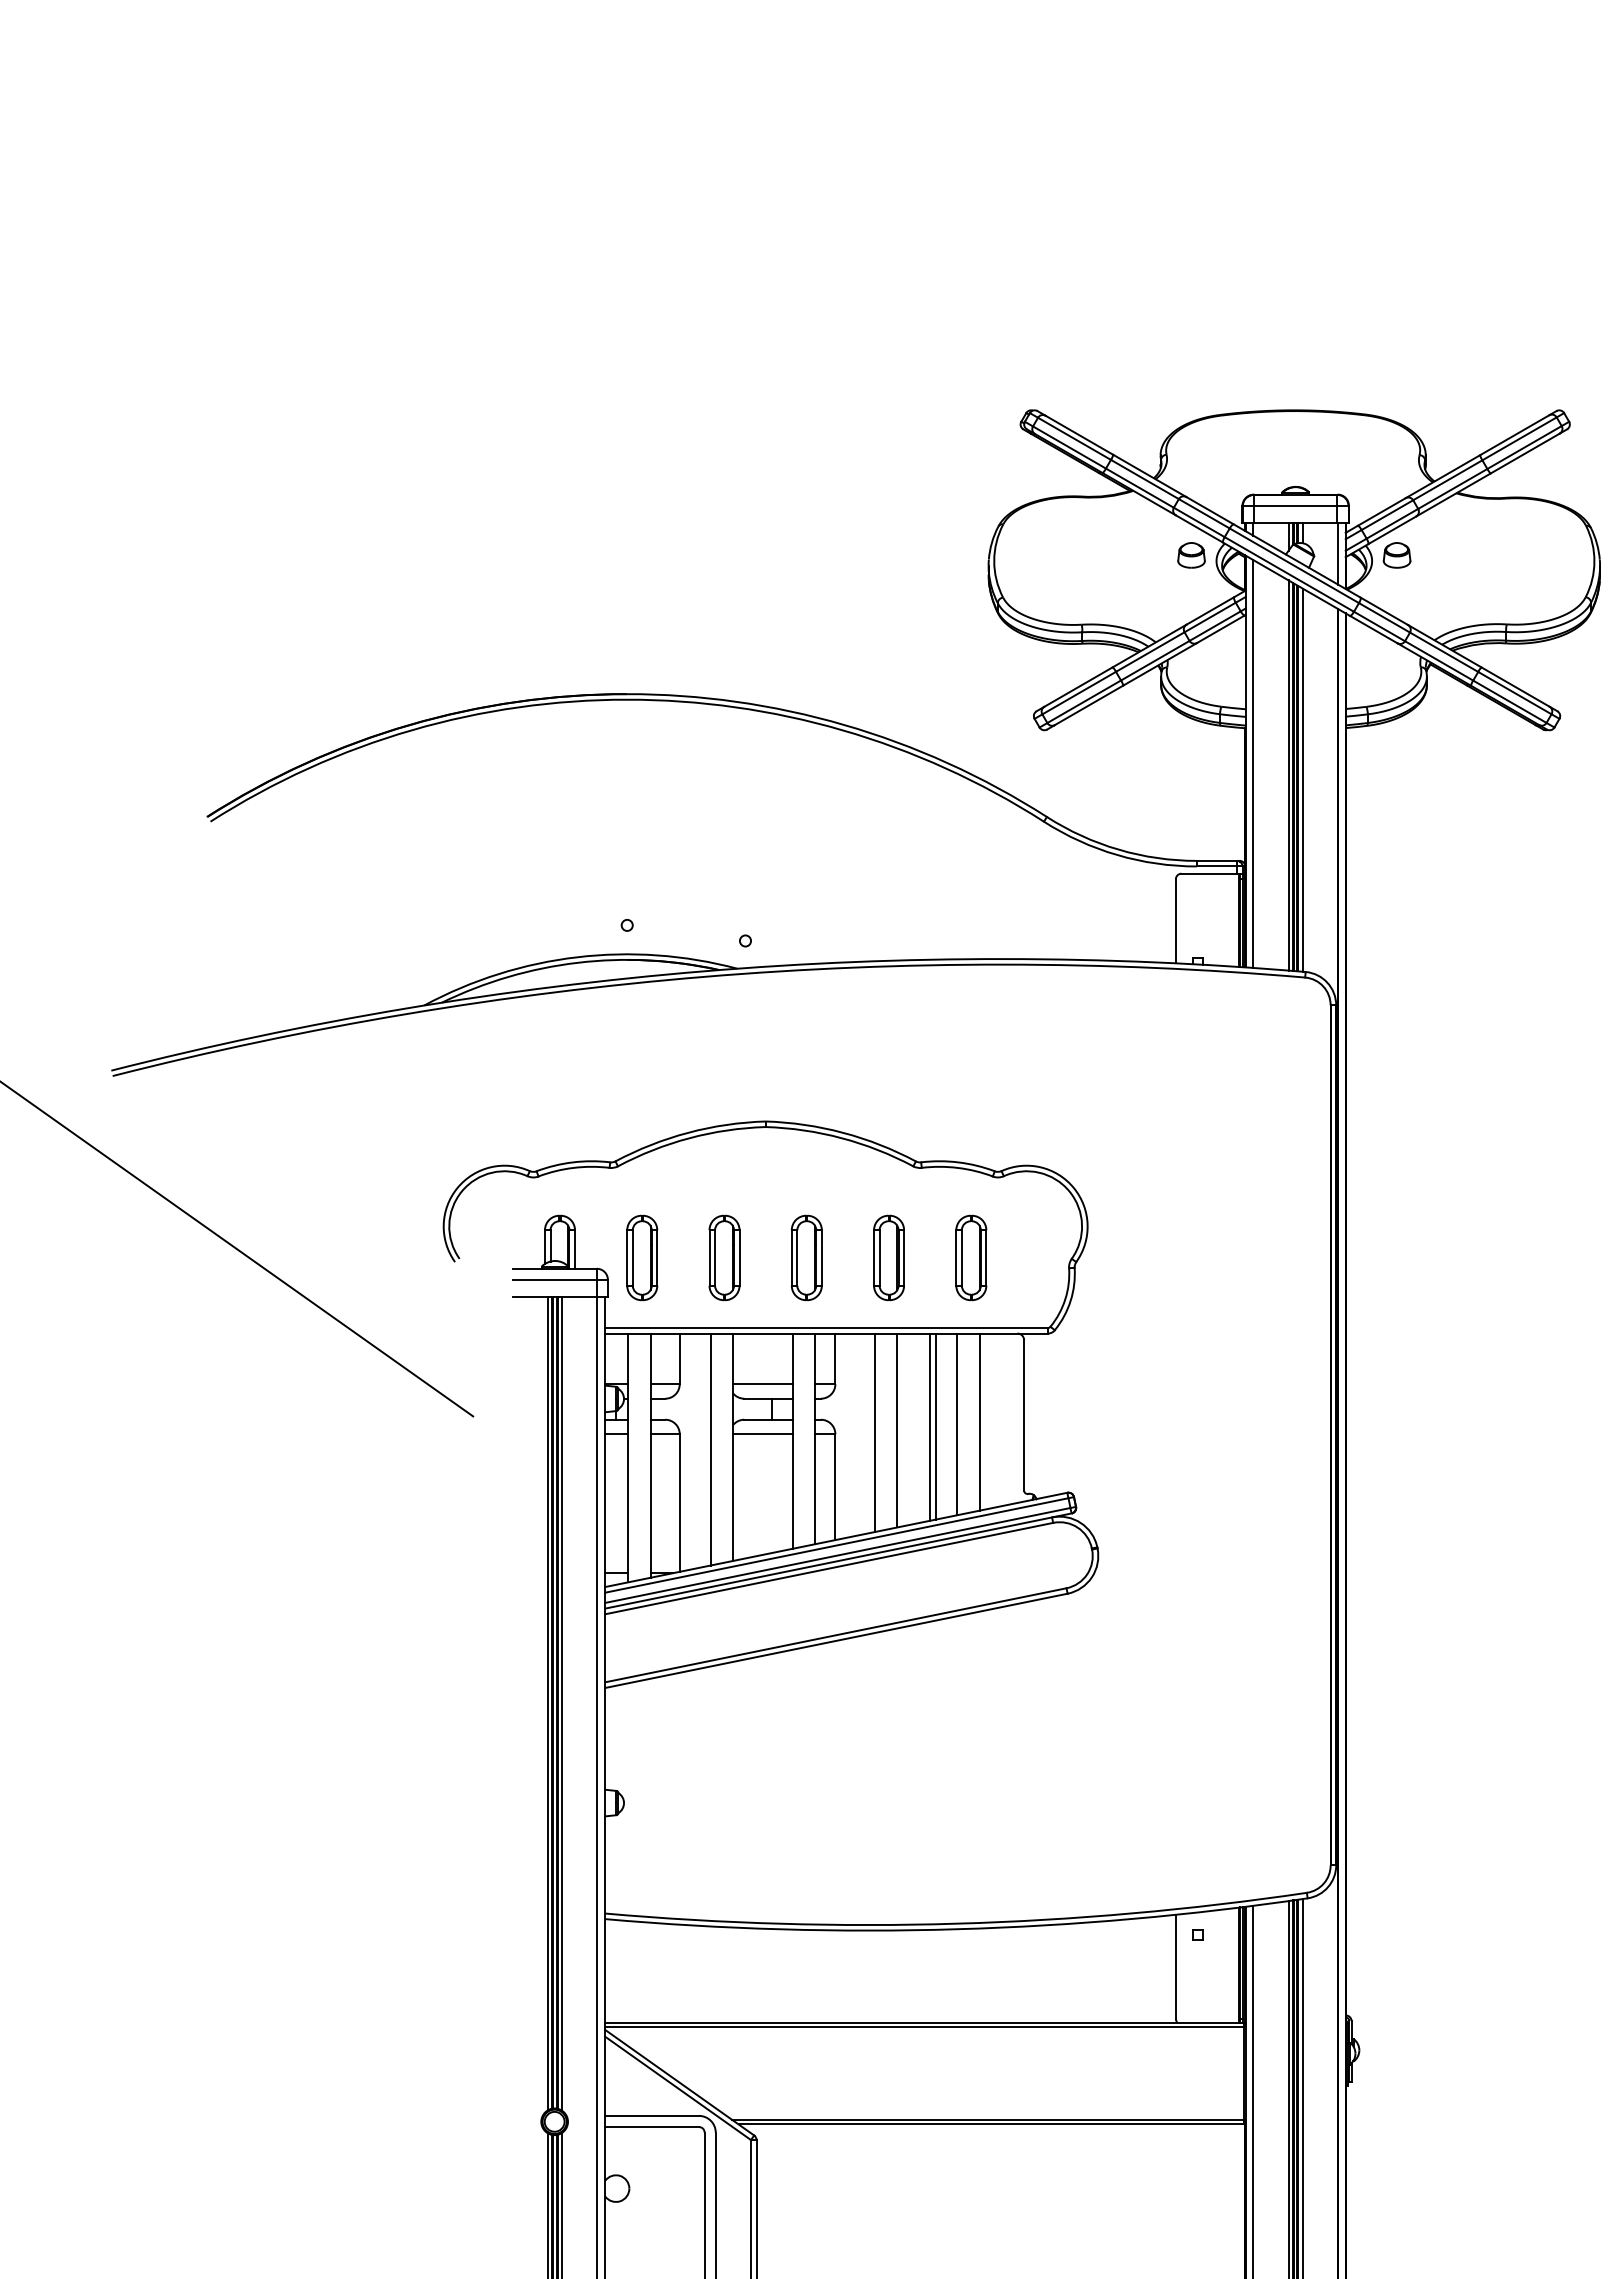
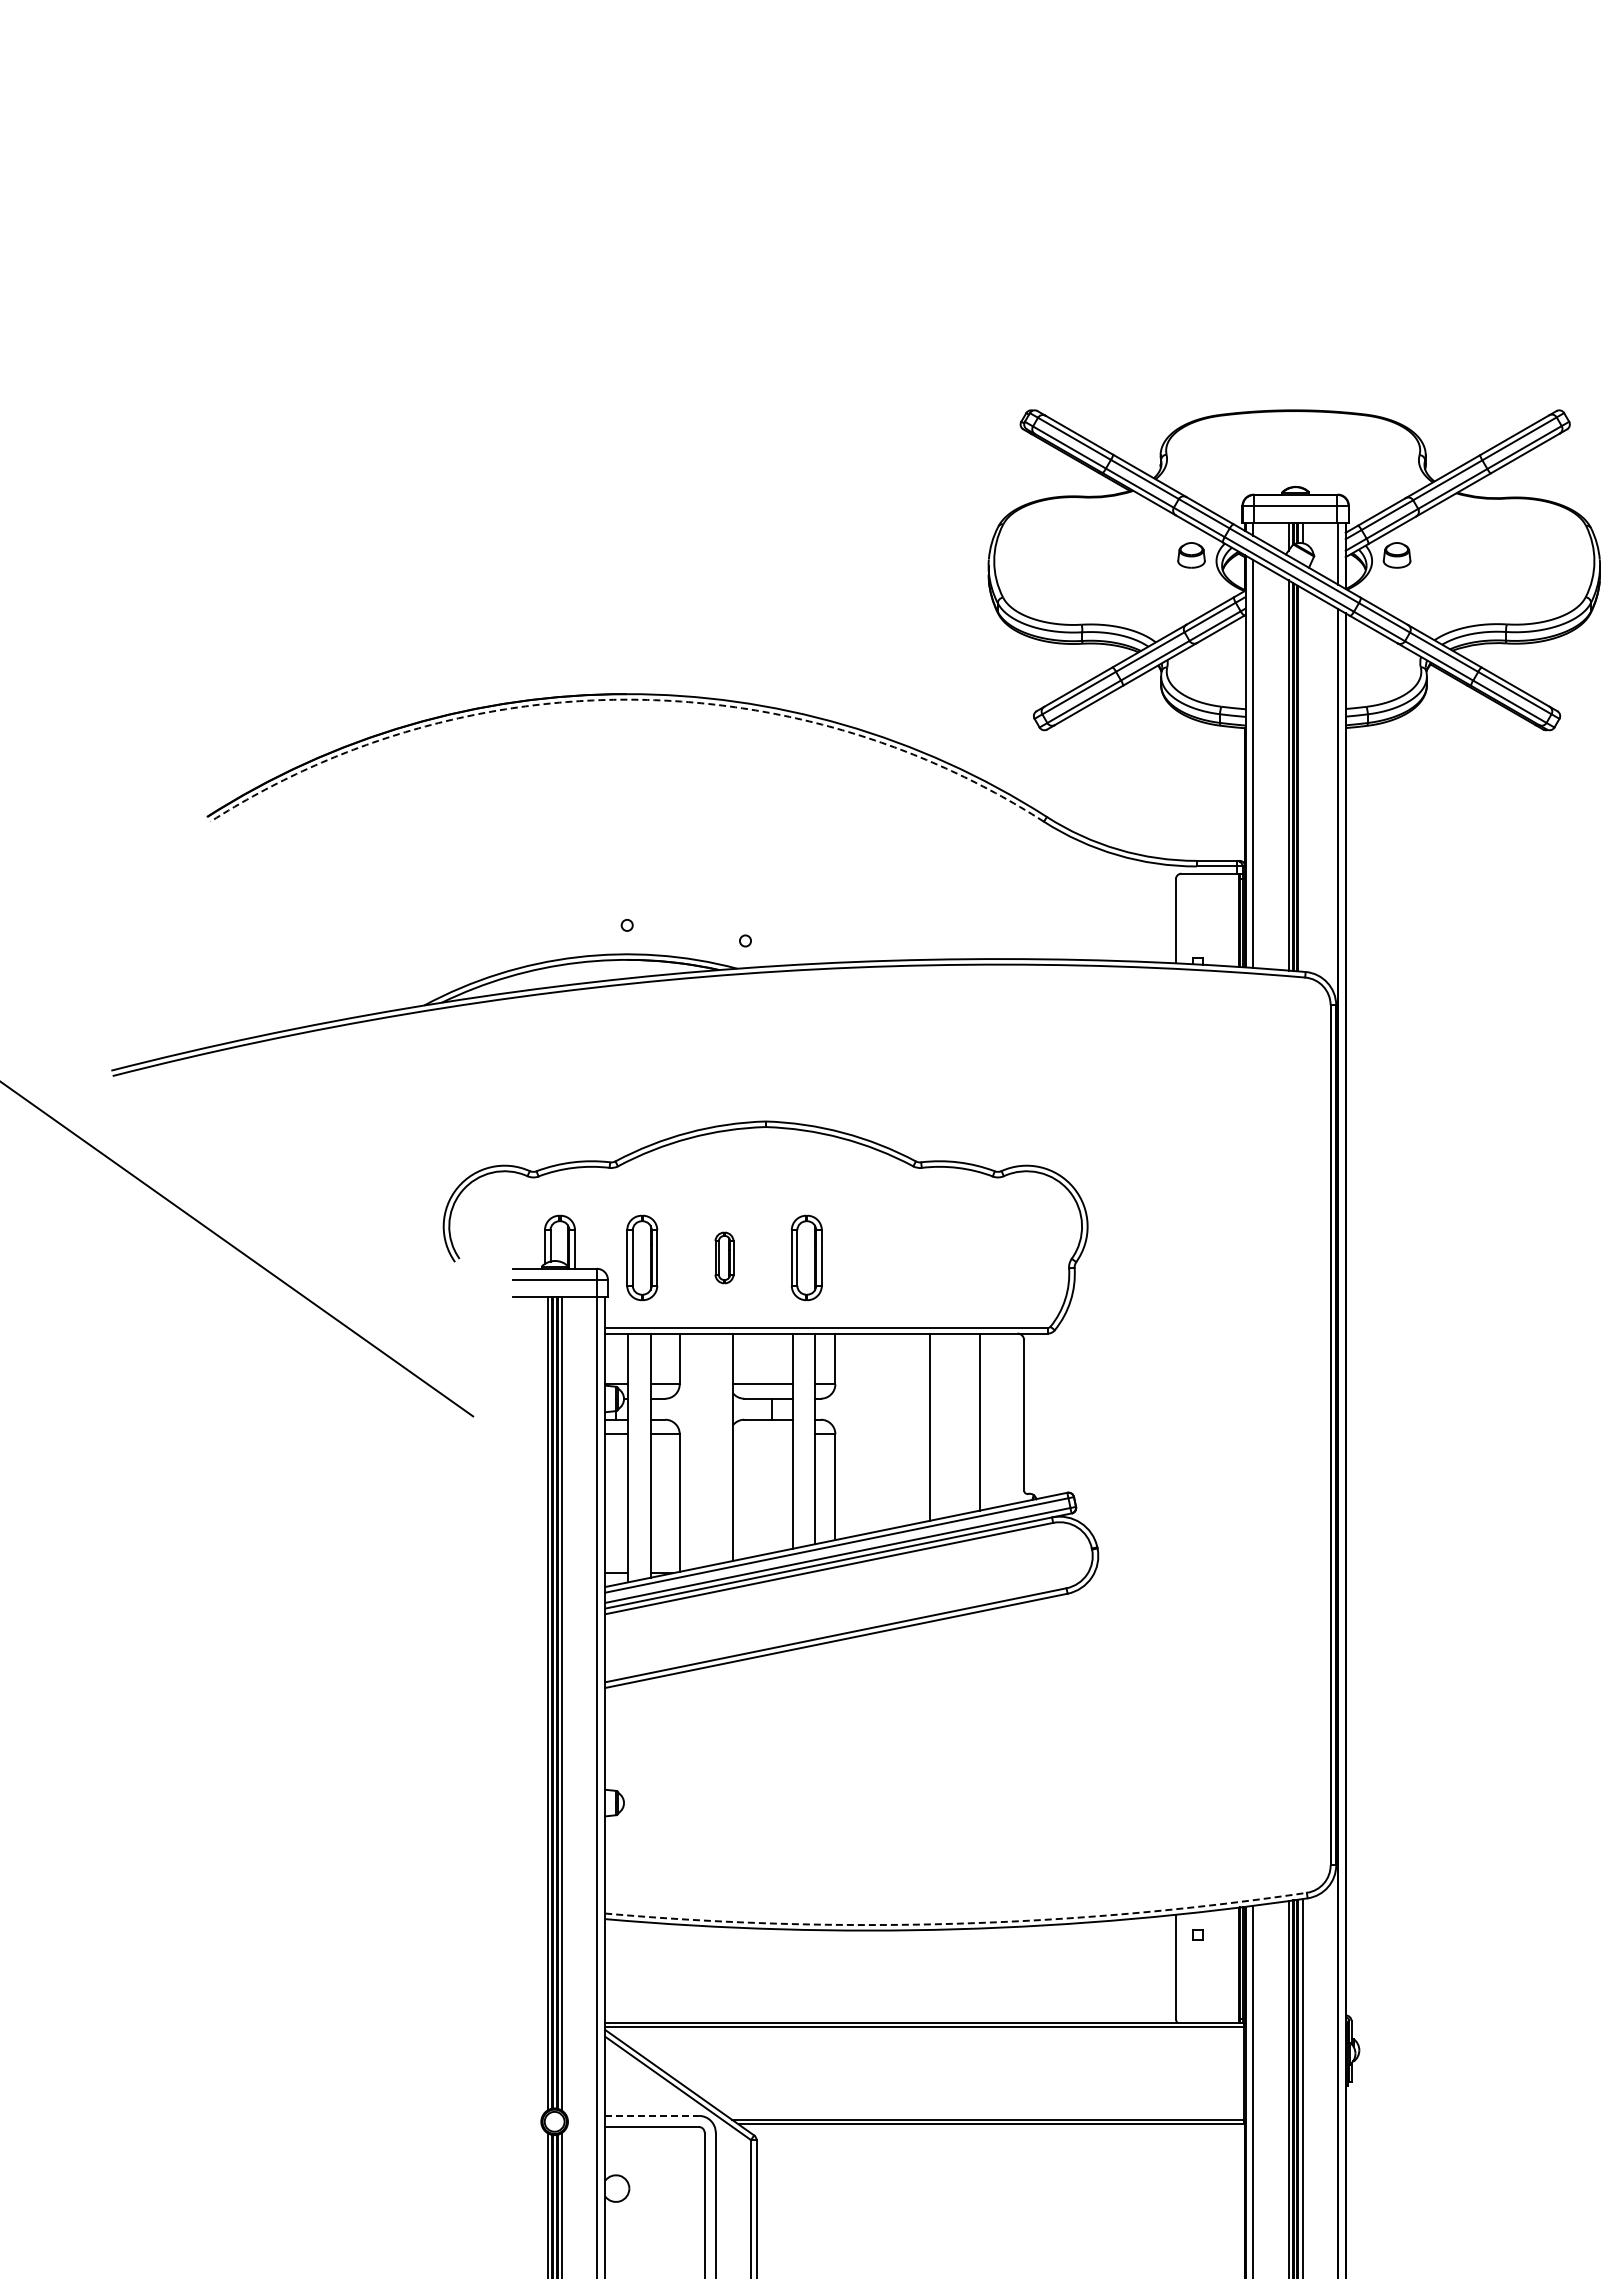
arc: solid -> dashed (627, 699)
line: present -> none (1302, 779)
part size: 33x88 px -> 21x54 px (724, 1257)
part: present -> none (888, 1257)
part: present -> none (971, 1257)
line: present -> none (957, 1424)
line: present -> none (935, 1426)
line: present -> none (897, 1430)
line: present -> none (875, 1432)
line: present -> none (762, 1434)
line: present -> none (710, 1449)
arc: solid -> dashed (956, 1923)
line: solid -> dashed (652, 2115)
